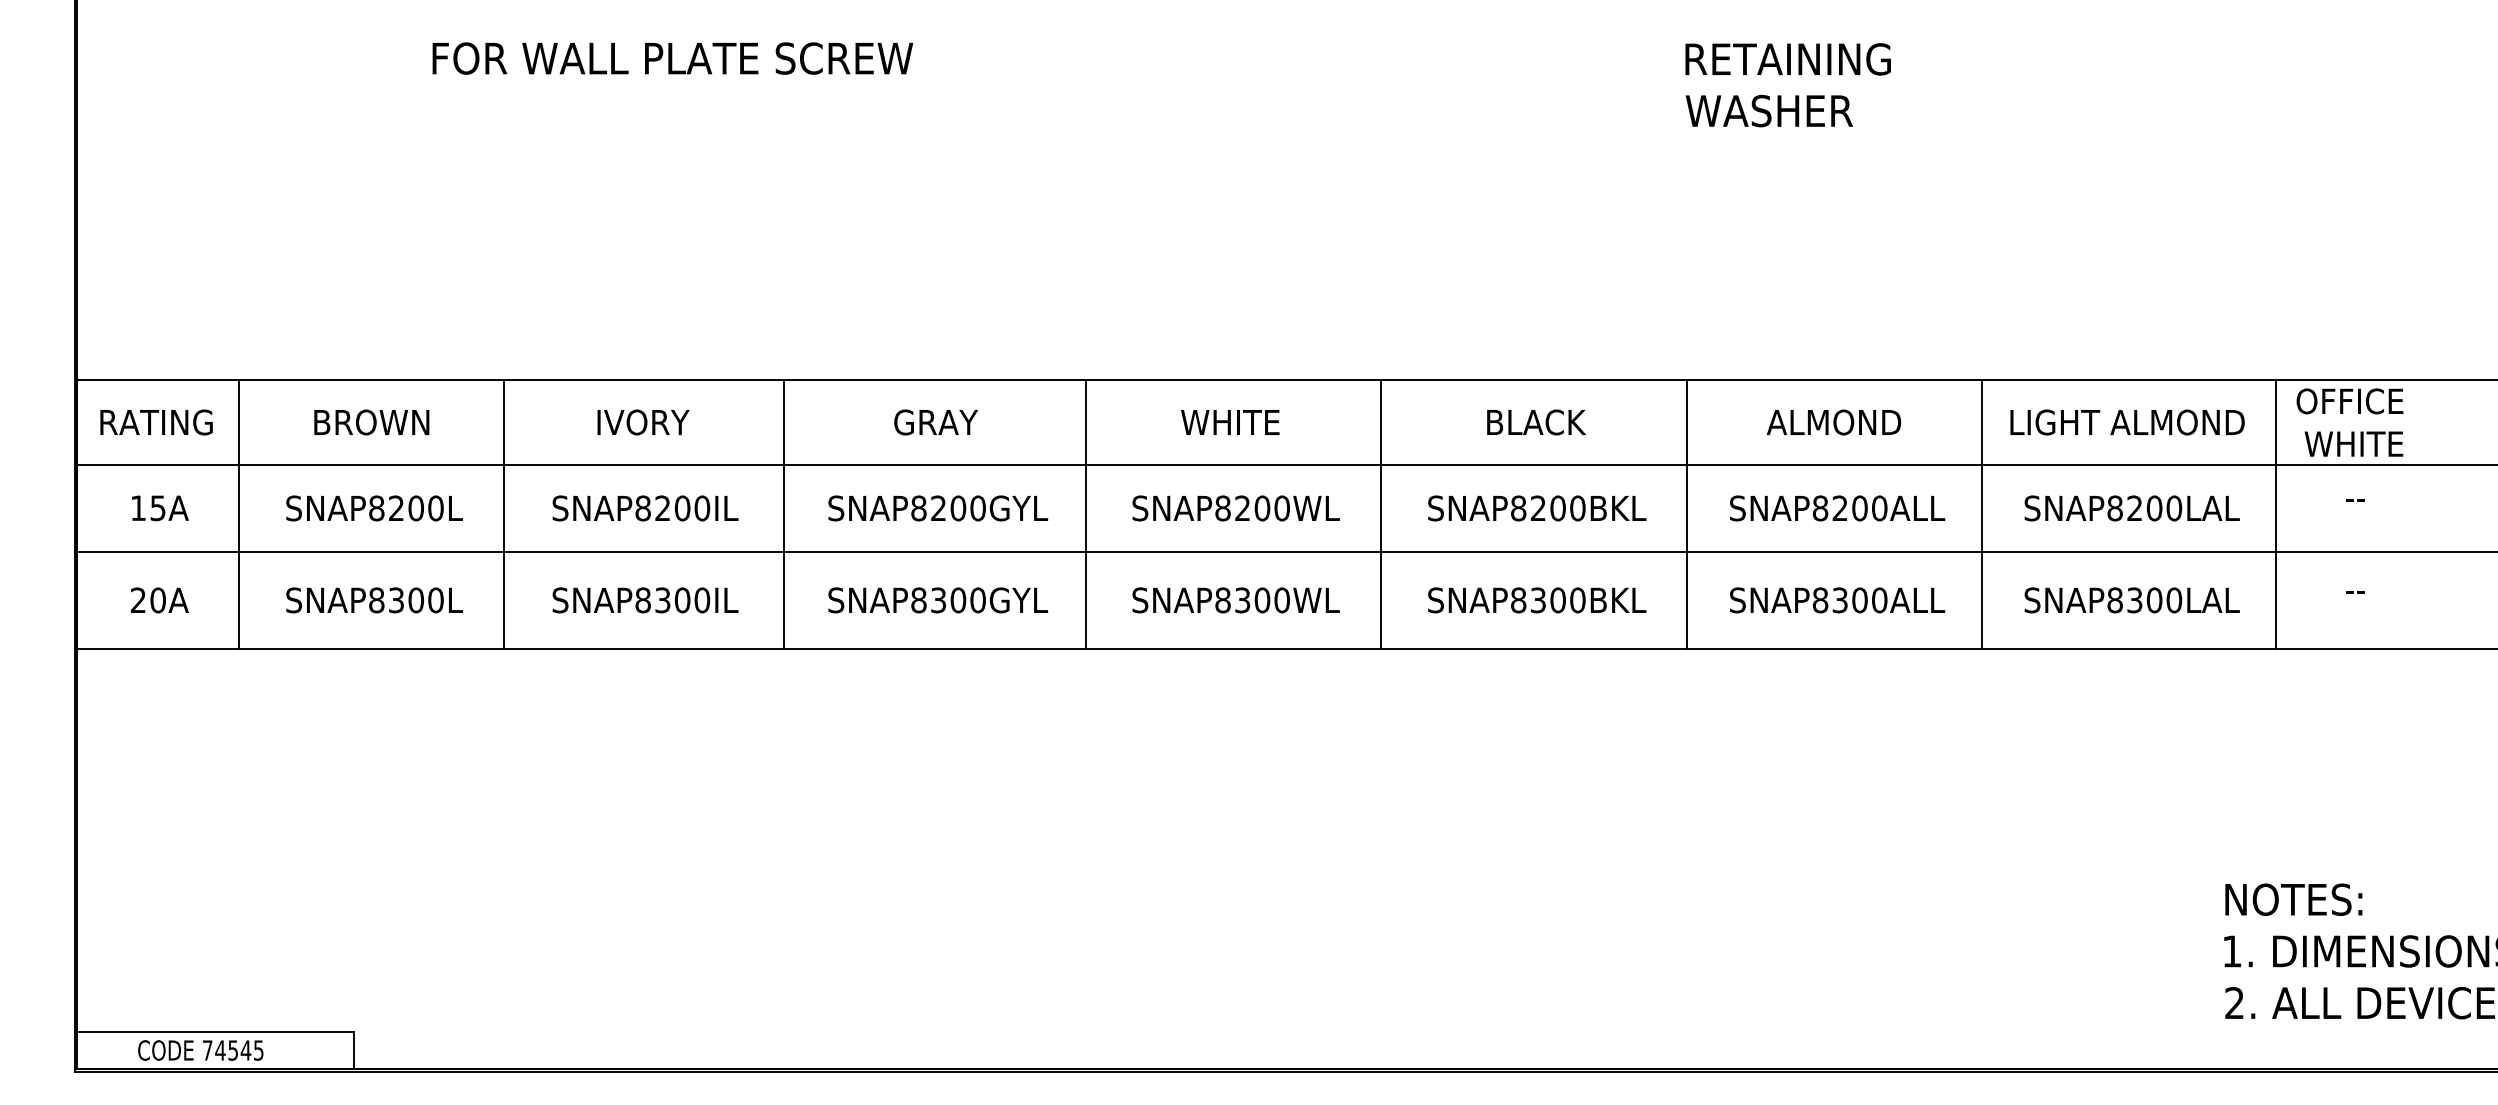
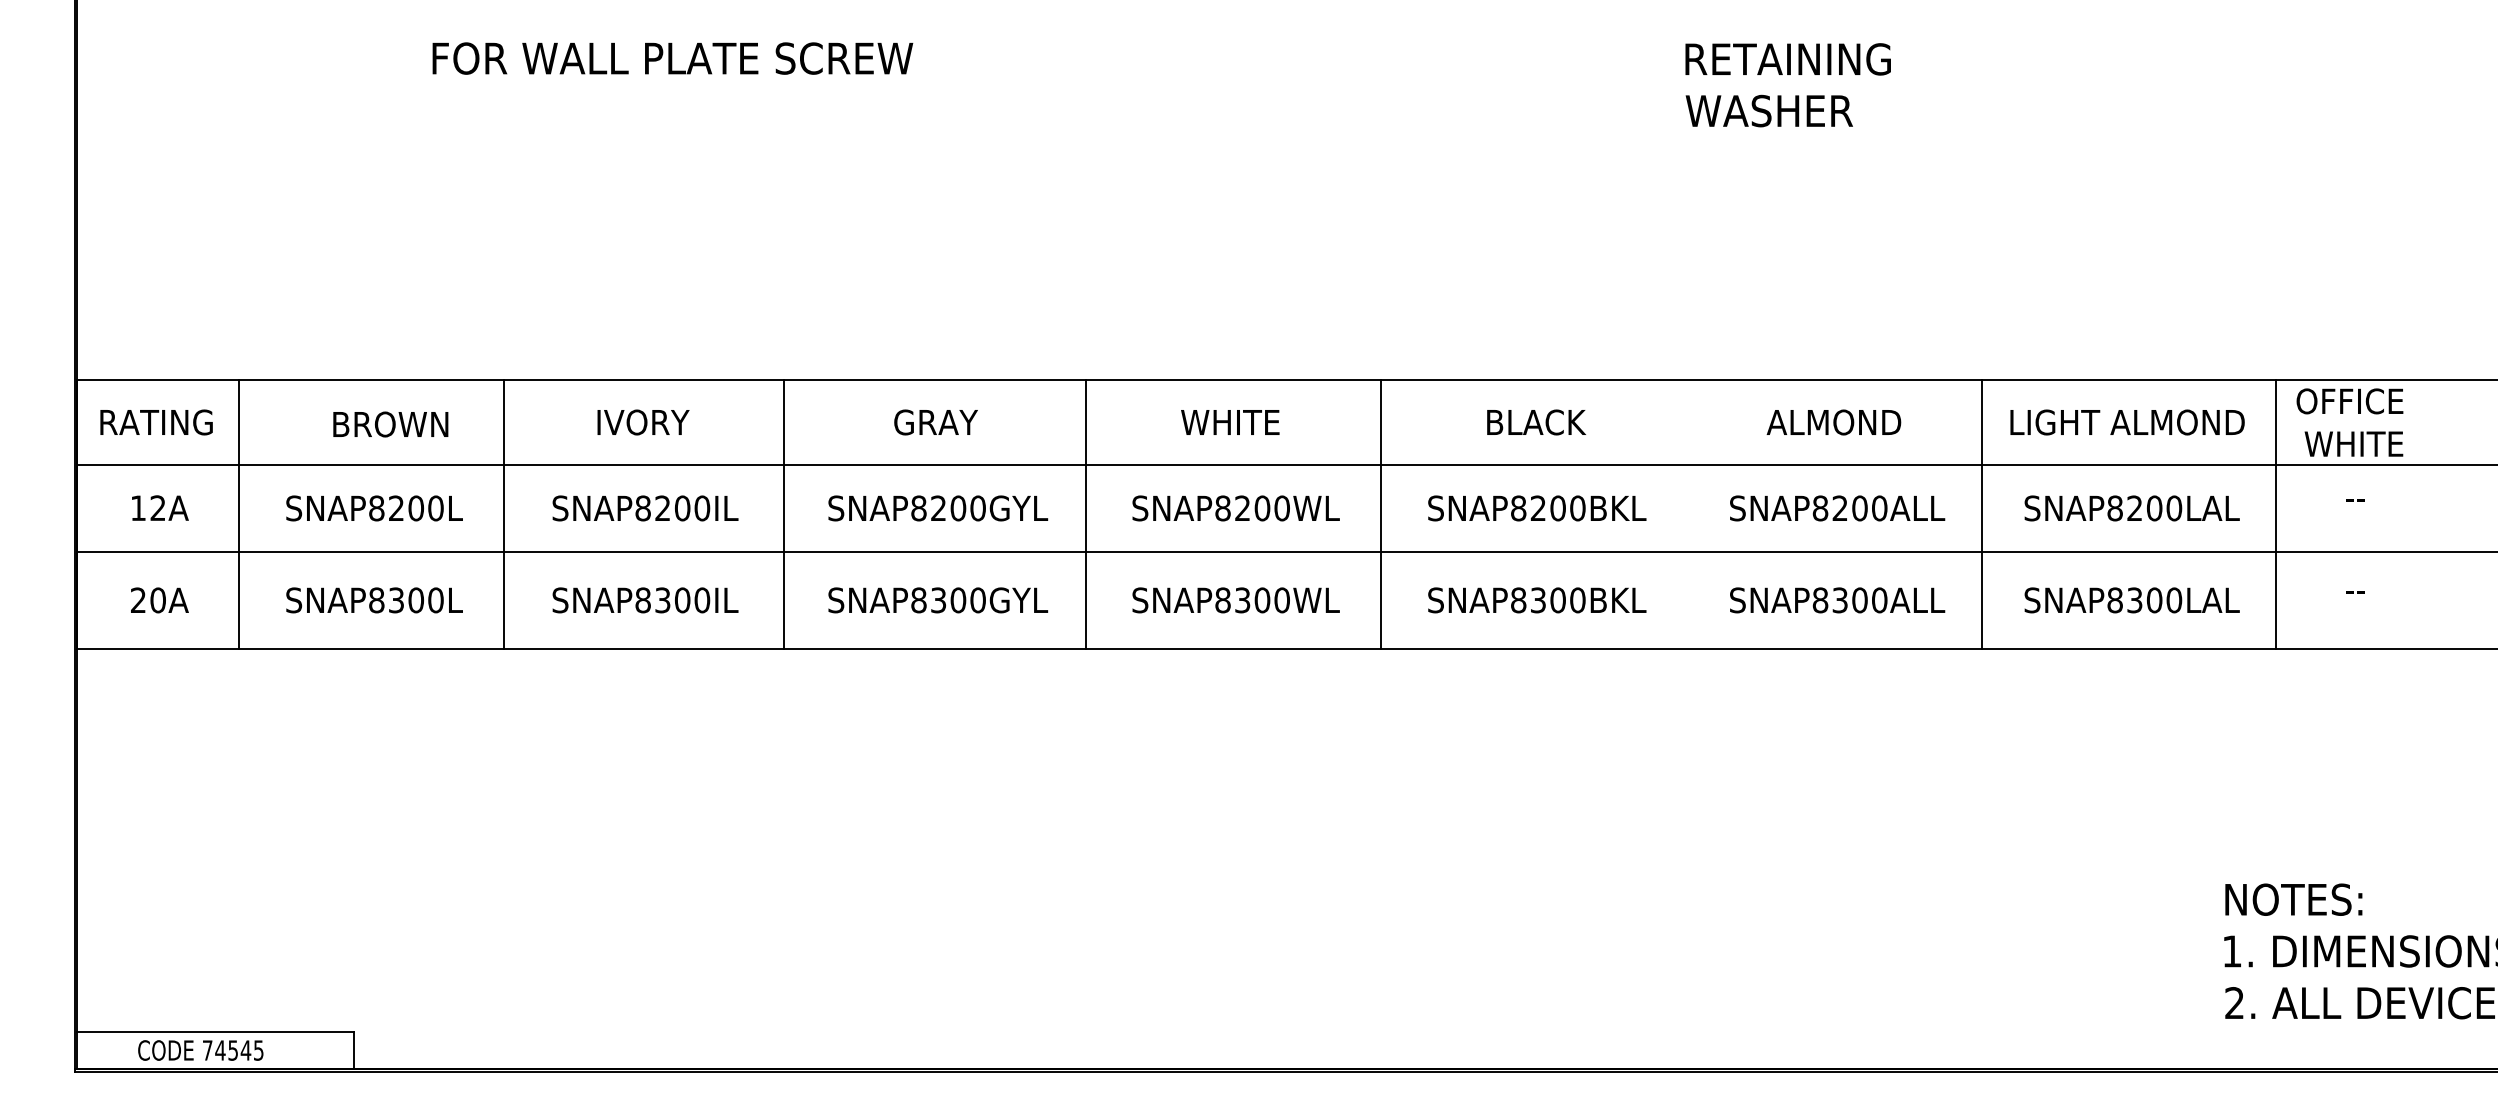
text position: (371, 422) -> (390, 424) (390, 424)
text: 15A -> 12A (157, 508)
line: present -> none (1686, 514)
